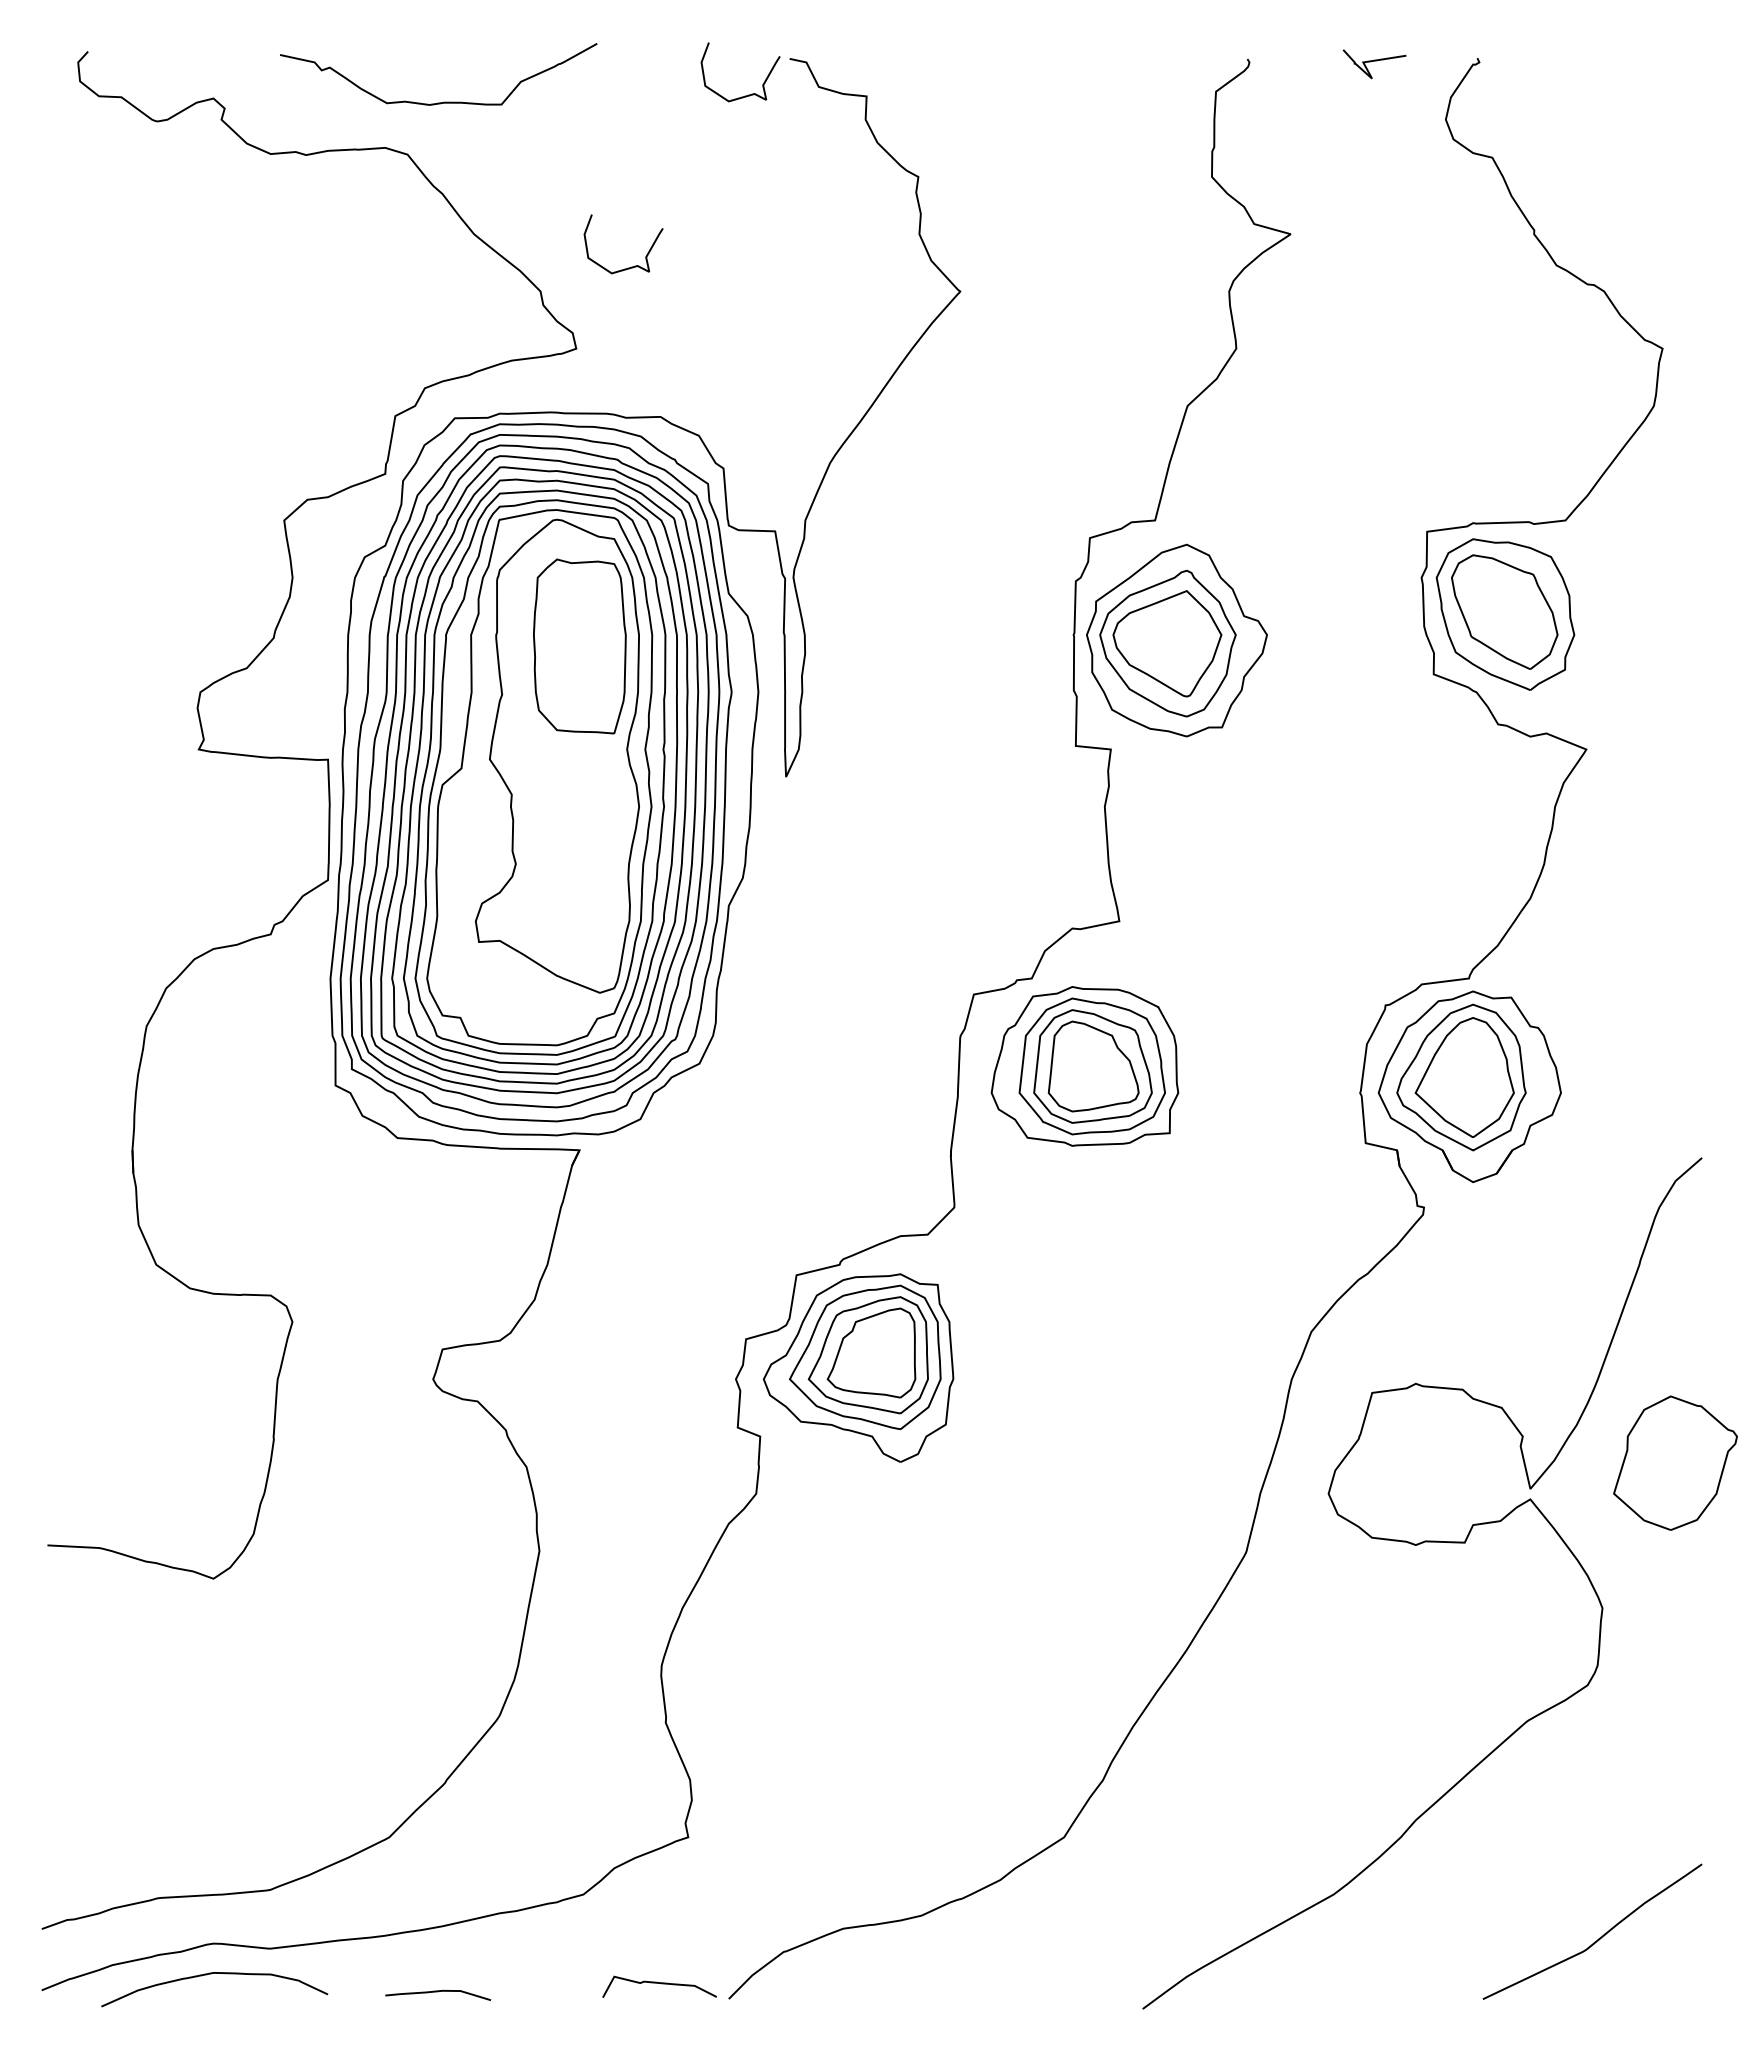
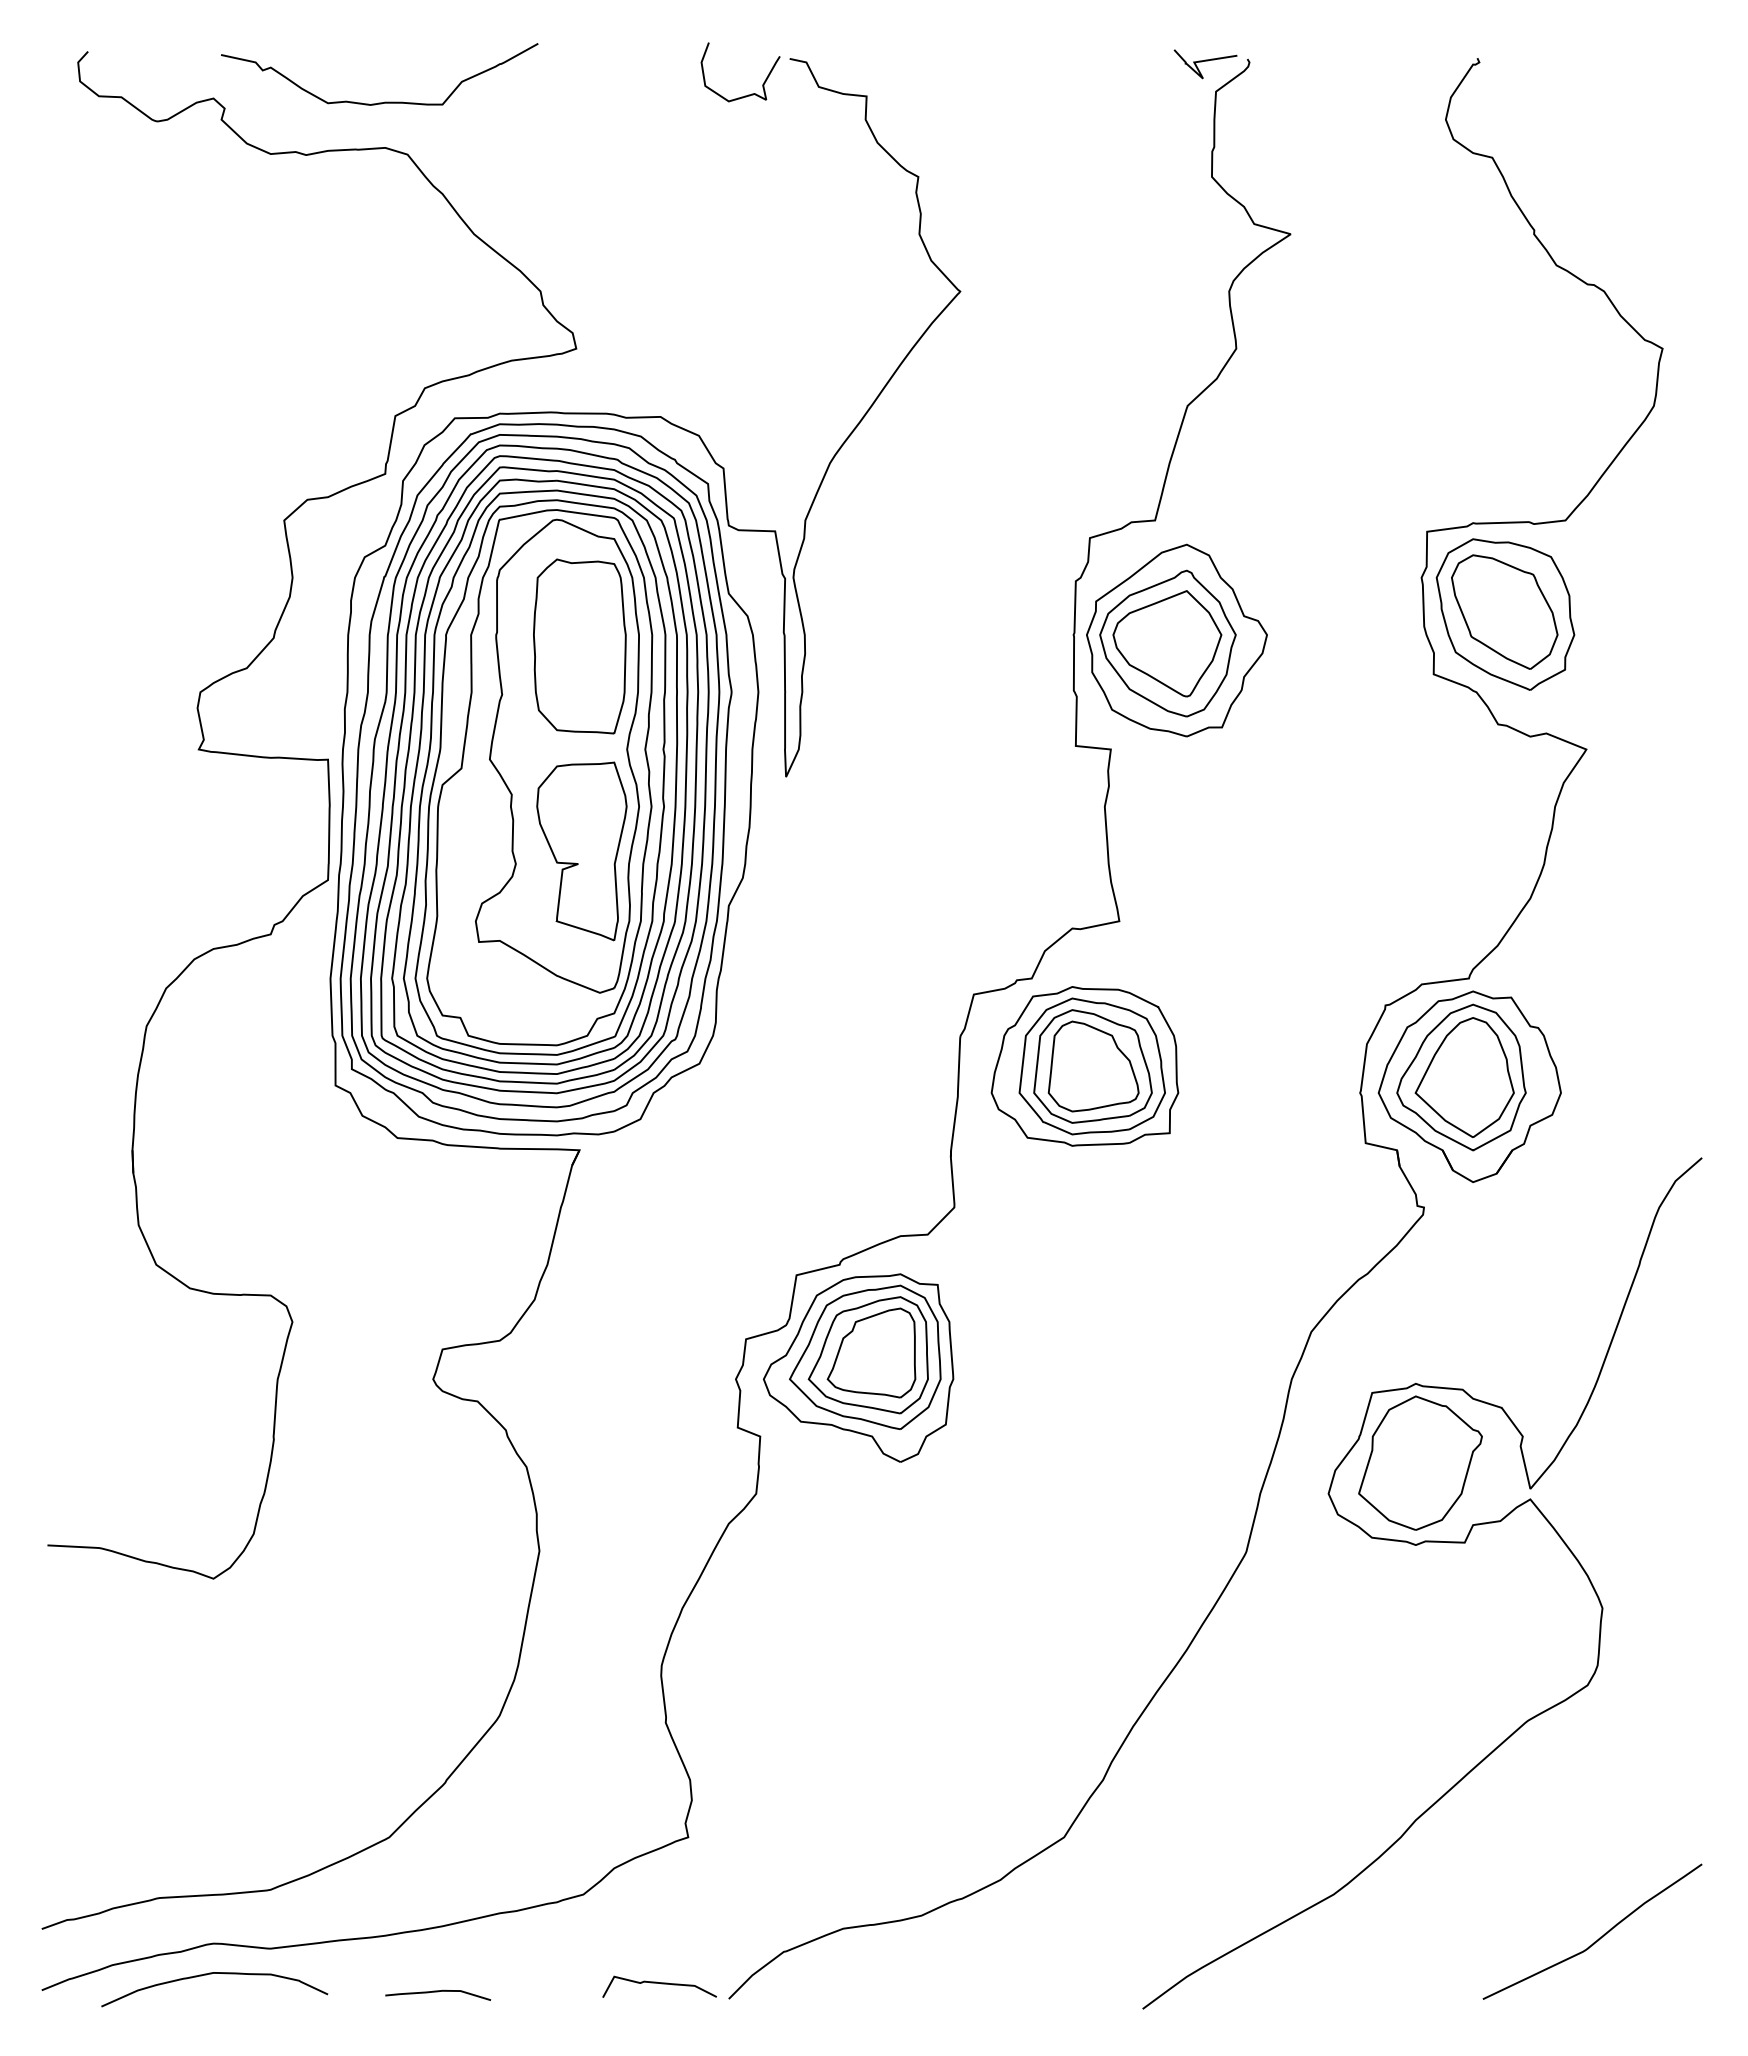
curve position: (1374, 61) -> (1205, 61) (1205, 61)
curve position: (443, 101) -> (384, 101) (384, 101)
curve: present -> none (627, 267)
part: none -> present (581, 851)
part position: (1675, 1462) -> (1420, 1462) (1420, 1462)
